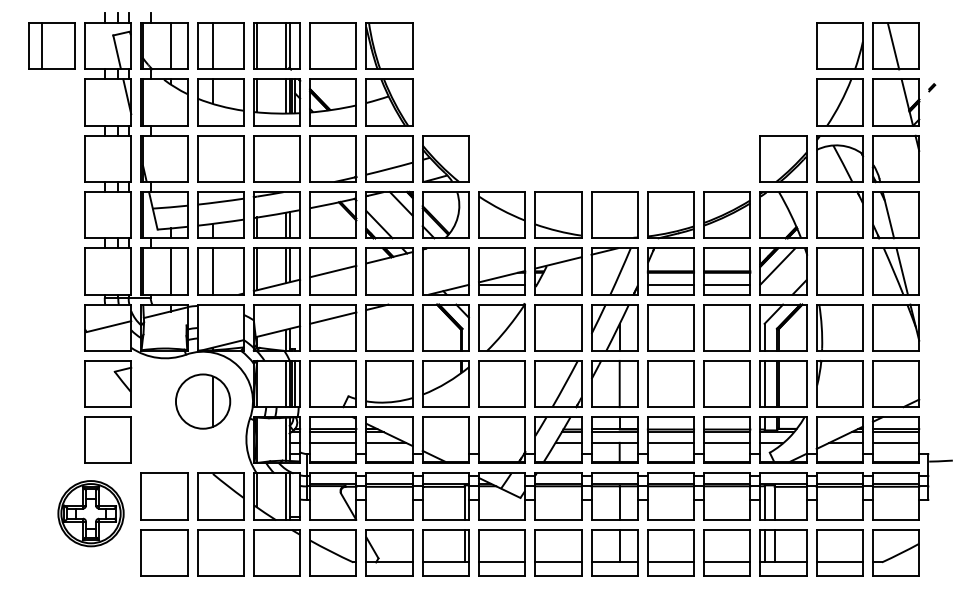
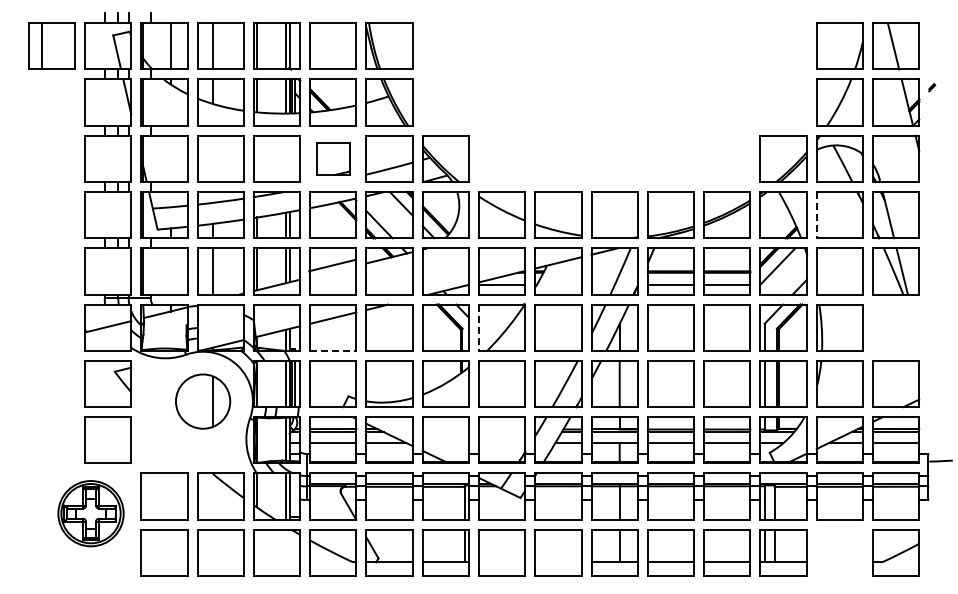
part size: 49x48 px -> 35x34 px (333, 158)
line: solid -> dashed (816, 215)
line: present -> none (170, 271)
line position: (333, 271) -> (332, 265) (332, 265)
part: present -> none (896, 327)
line: solid -> dashed (479, 328)
line: solid -> dashed (333, 350)
part: present -> none (839, 552)
line: present -> none (502, 562)
line: present -> none (558, 562)
